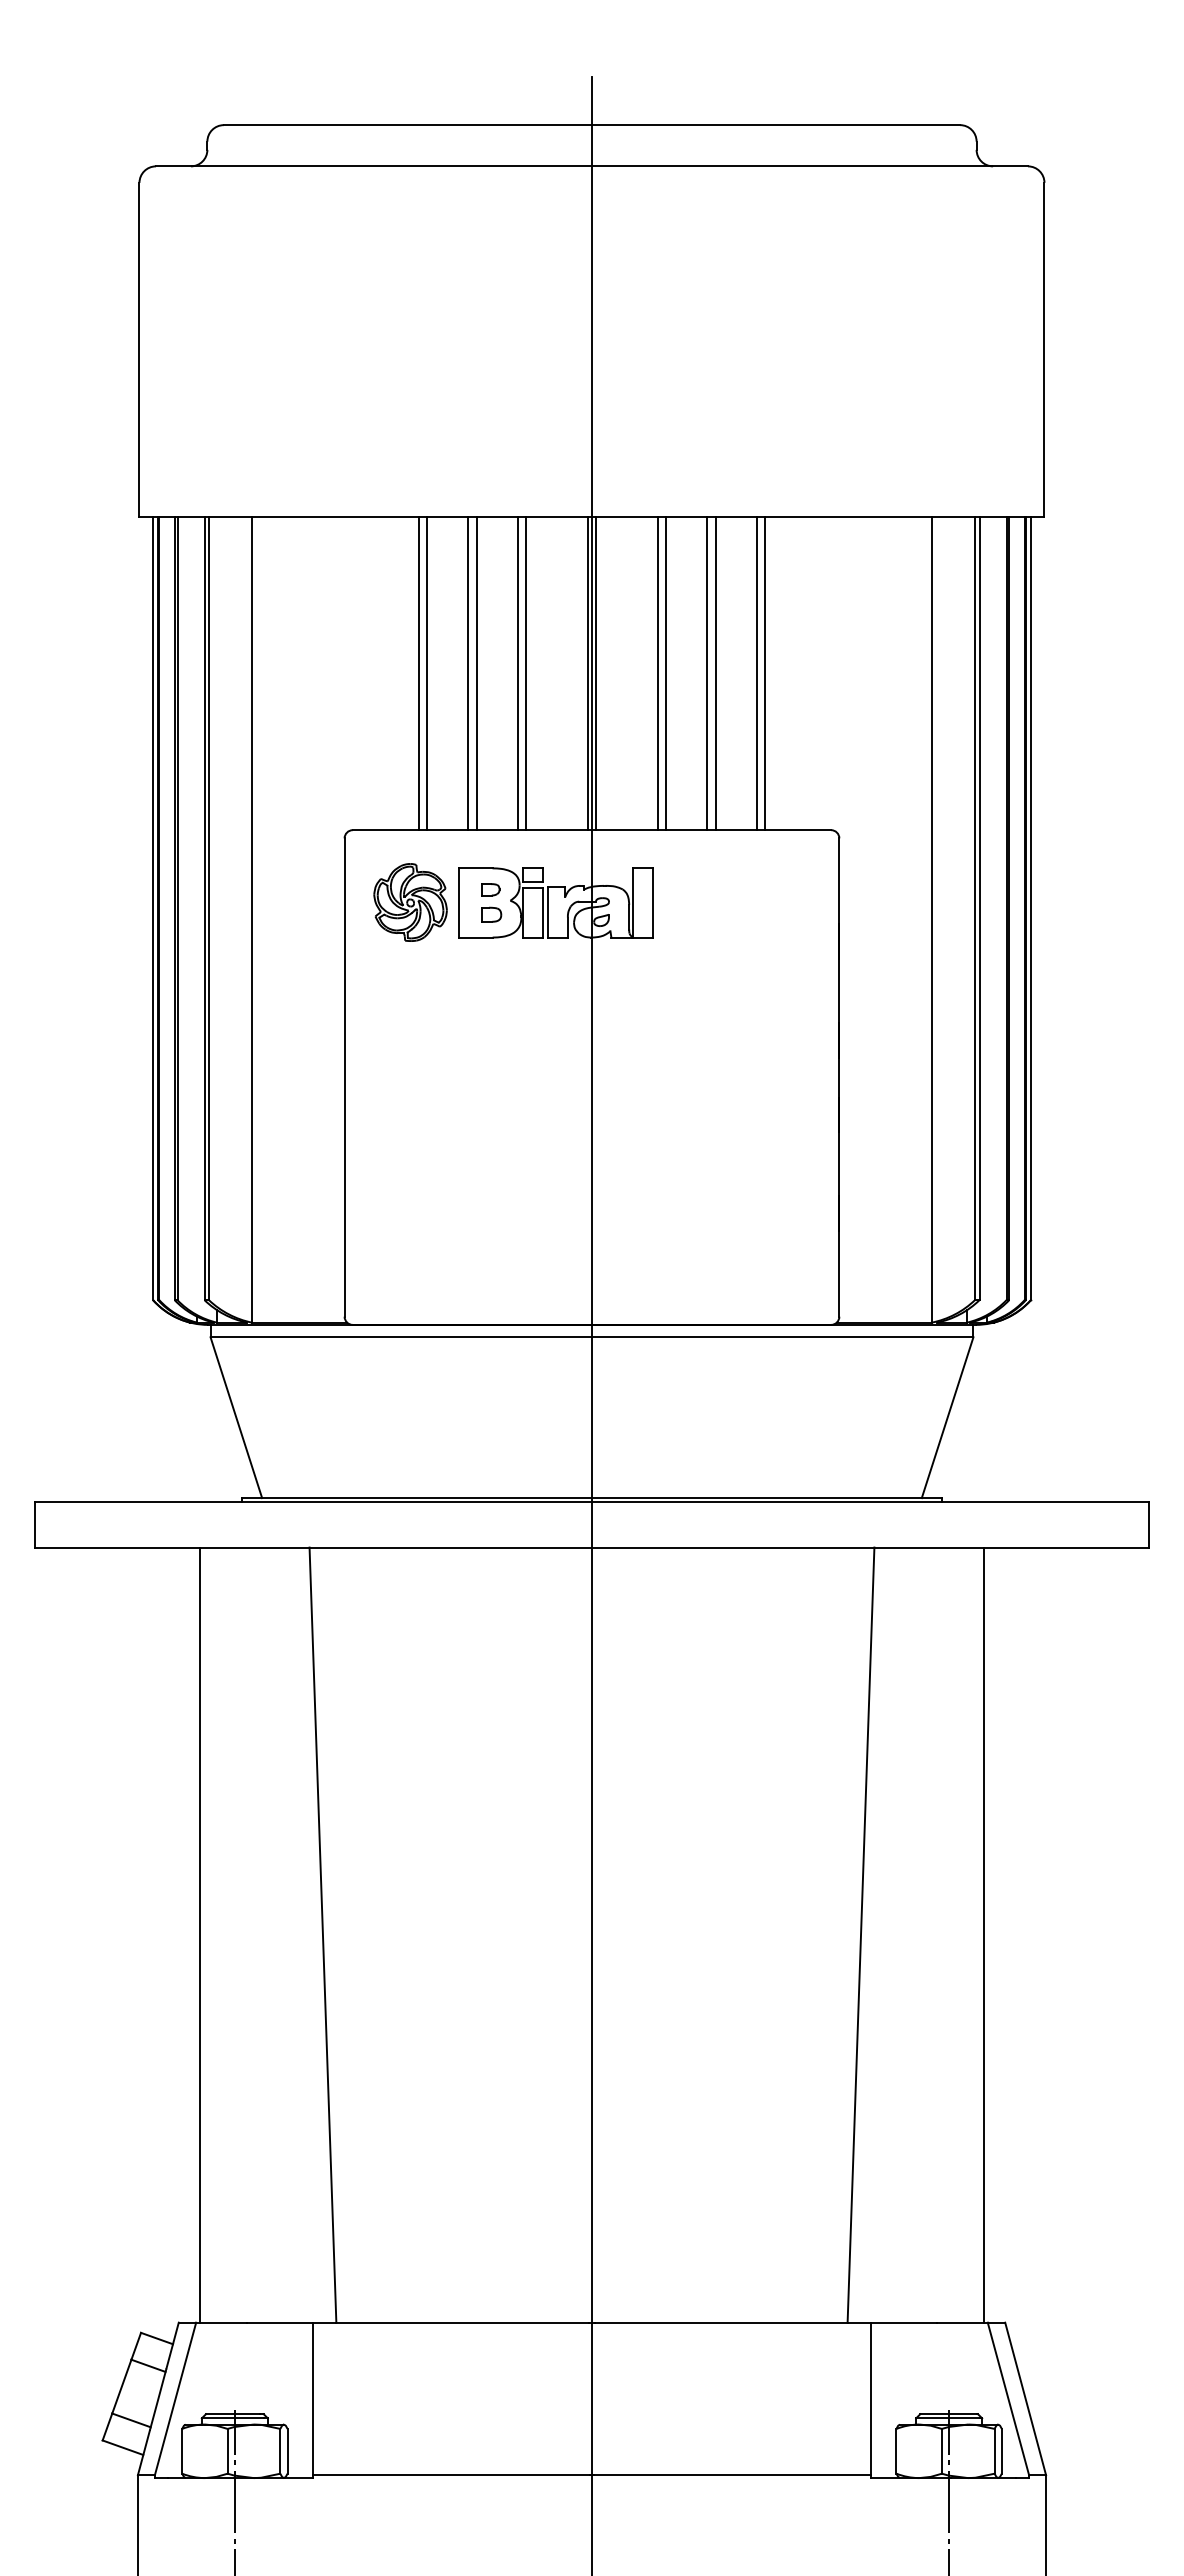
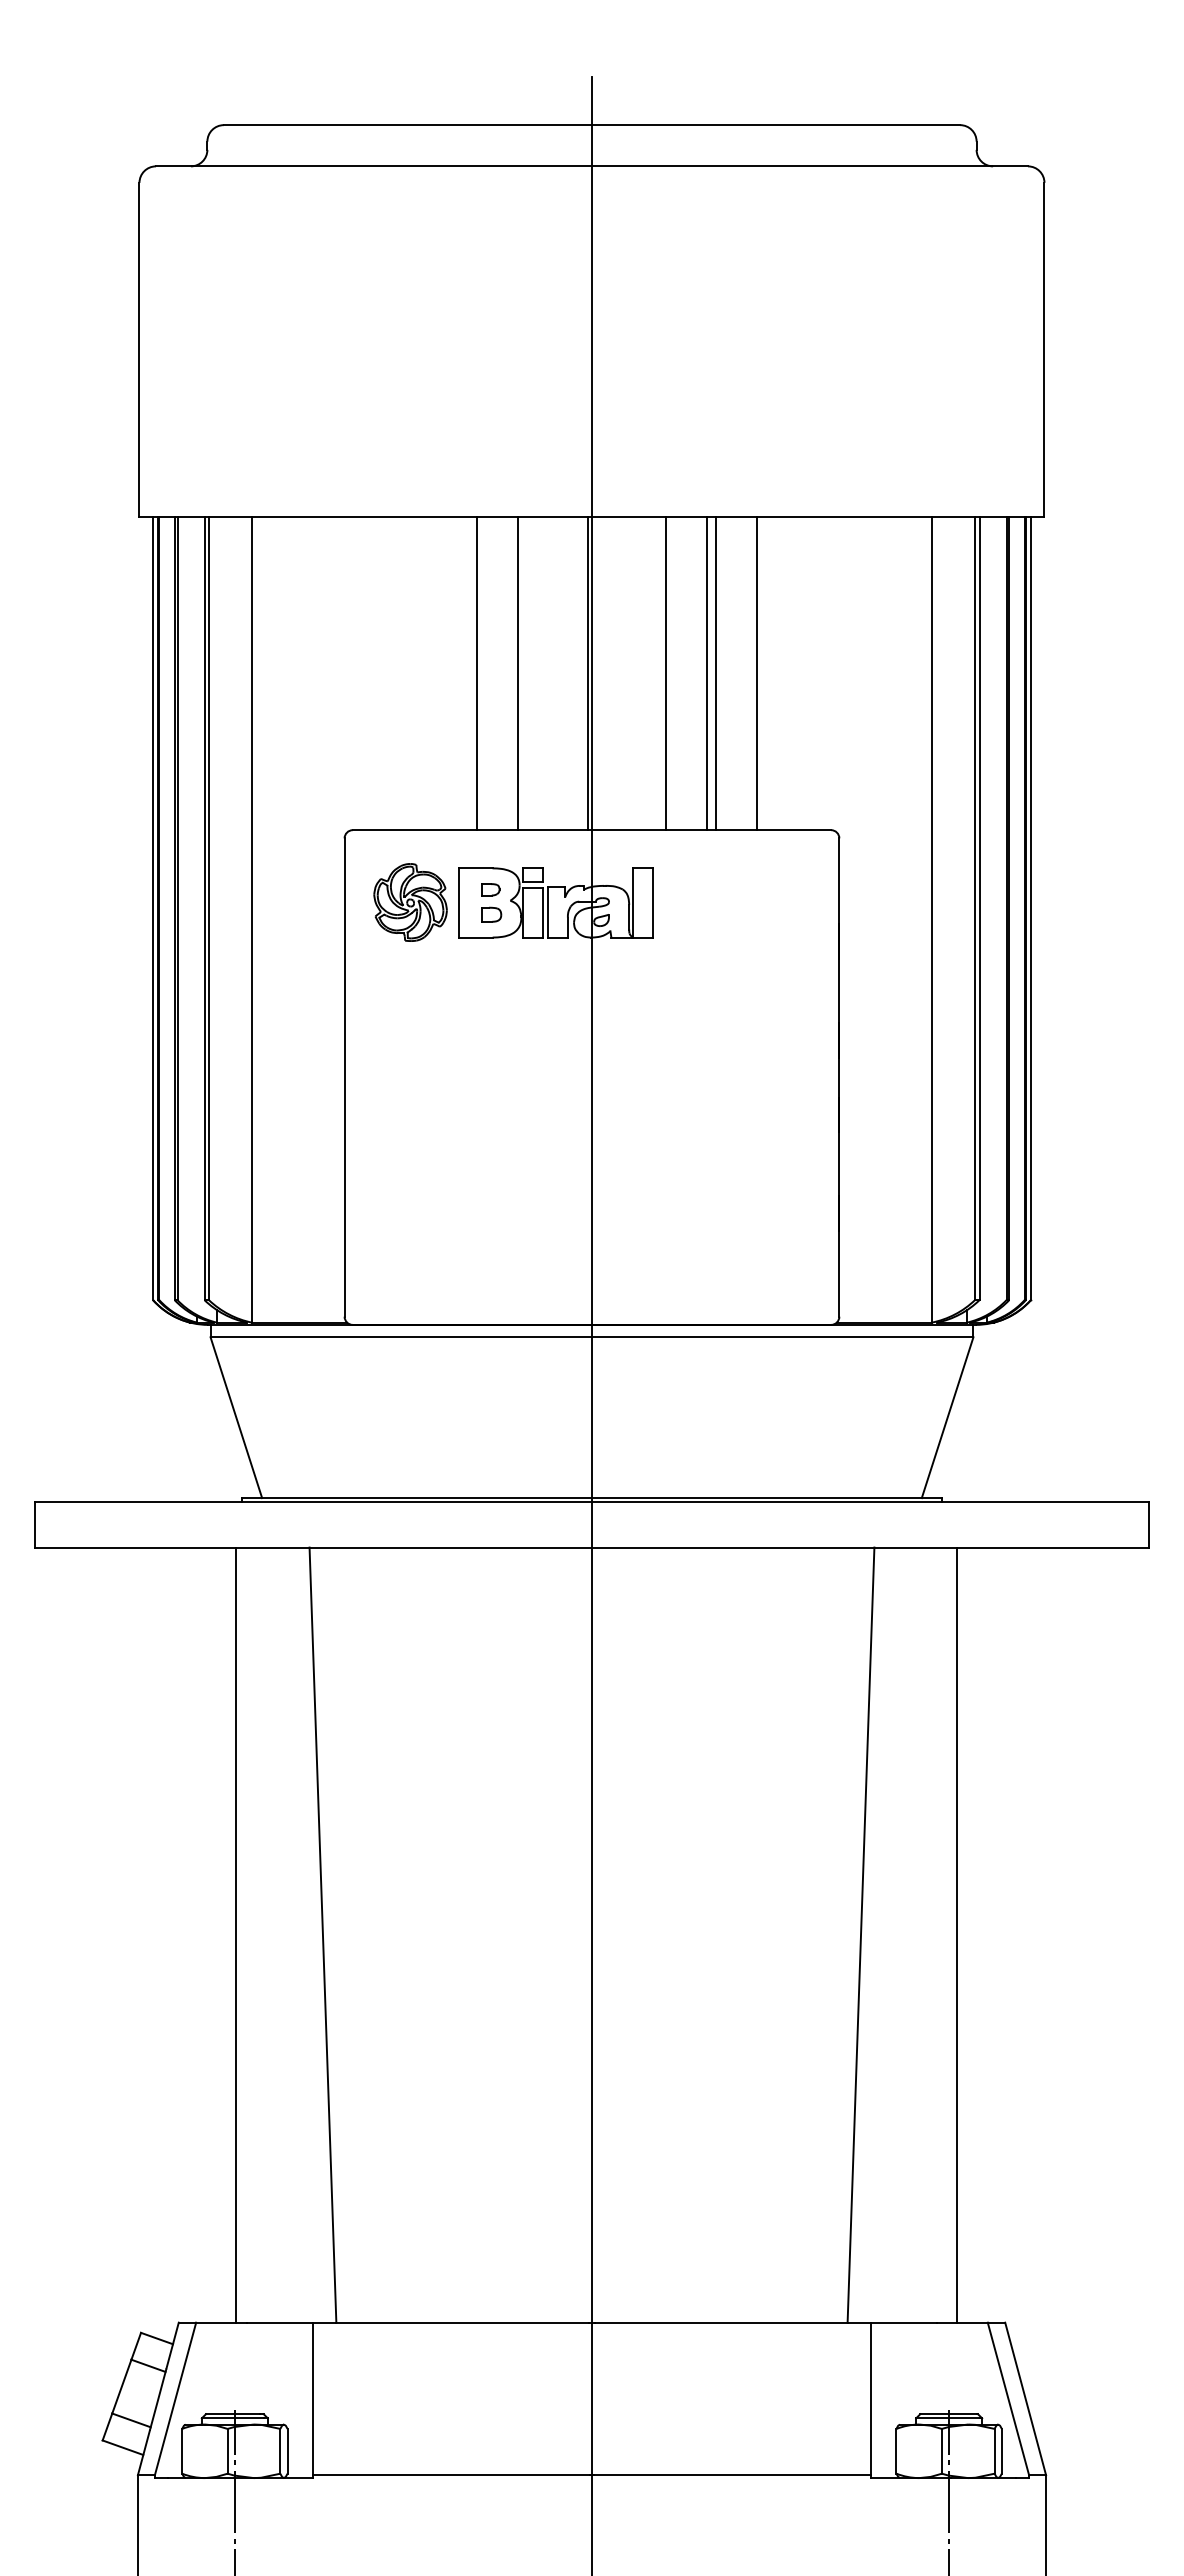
line: present -> none (418, 673)
line: present -> none (427, 673)
line: present -> none (468, 673)
line: present -> none (526, 673)
line: present -> none (596, 673)
line: present -> none (657, 673)
line: present -> none (765, 673)
line position: (200, 1934) -> (236, 1934) (236, 1934)
line position: (983, 1934) -> (956, 1934) (956, 1934)
